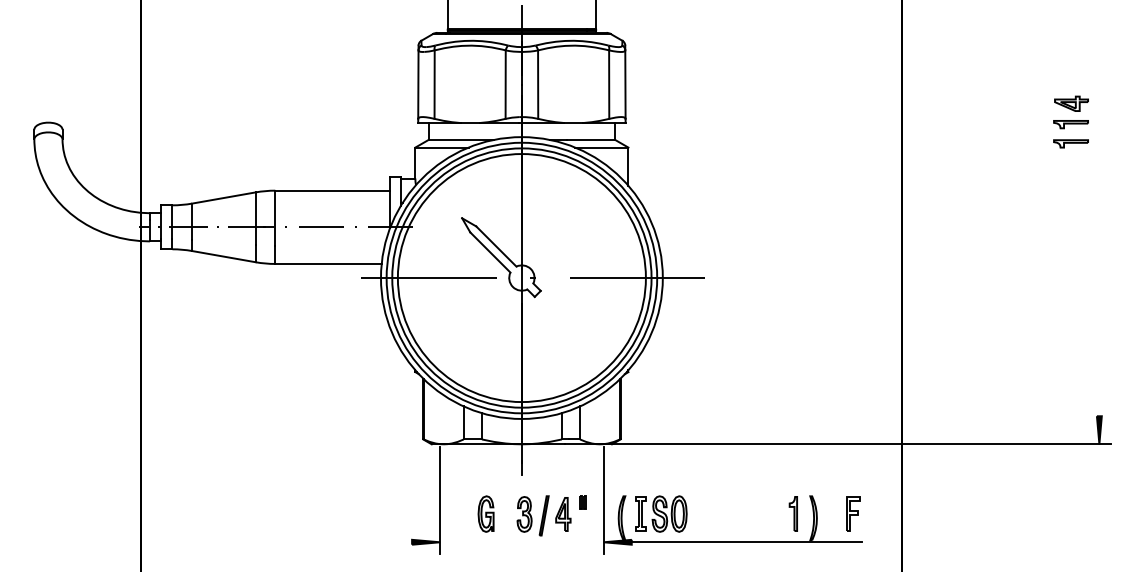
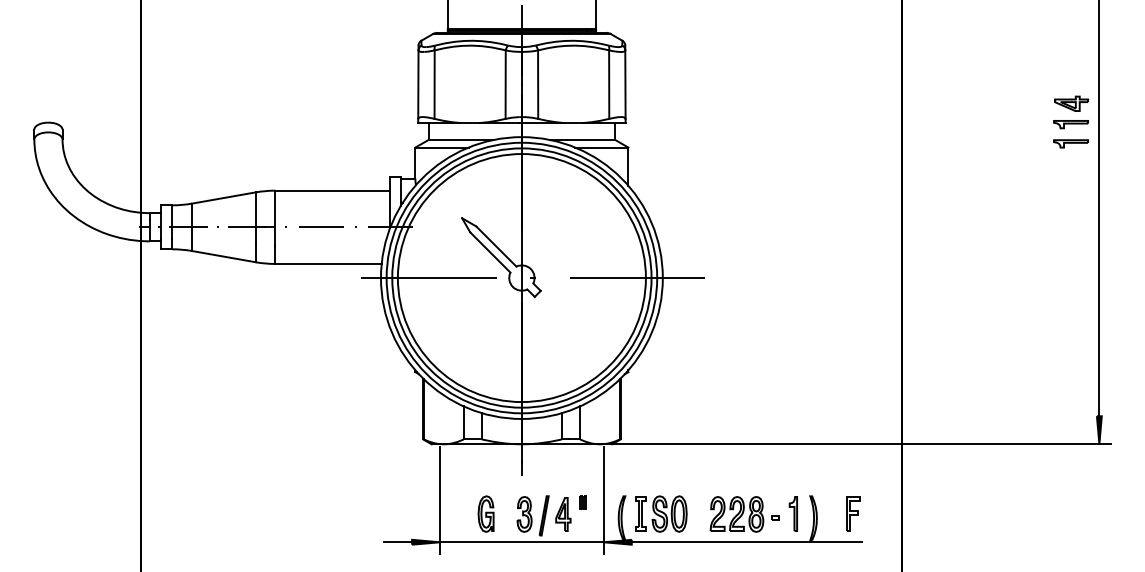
line: none -> present (1099, 209)
part: none -> present (744, 514)
line: none -> present (397, 542)
line: none -> present (521, 542)
